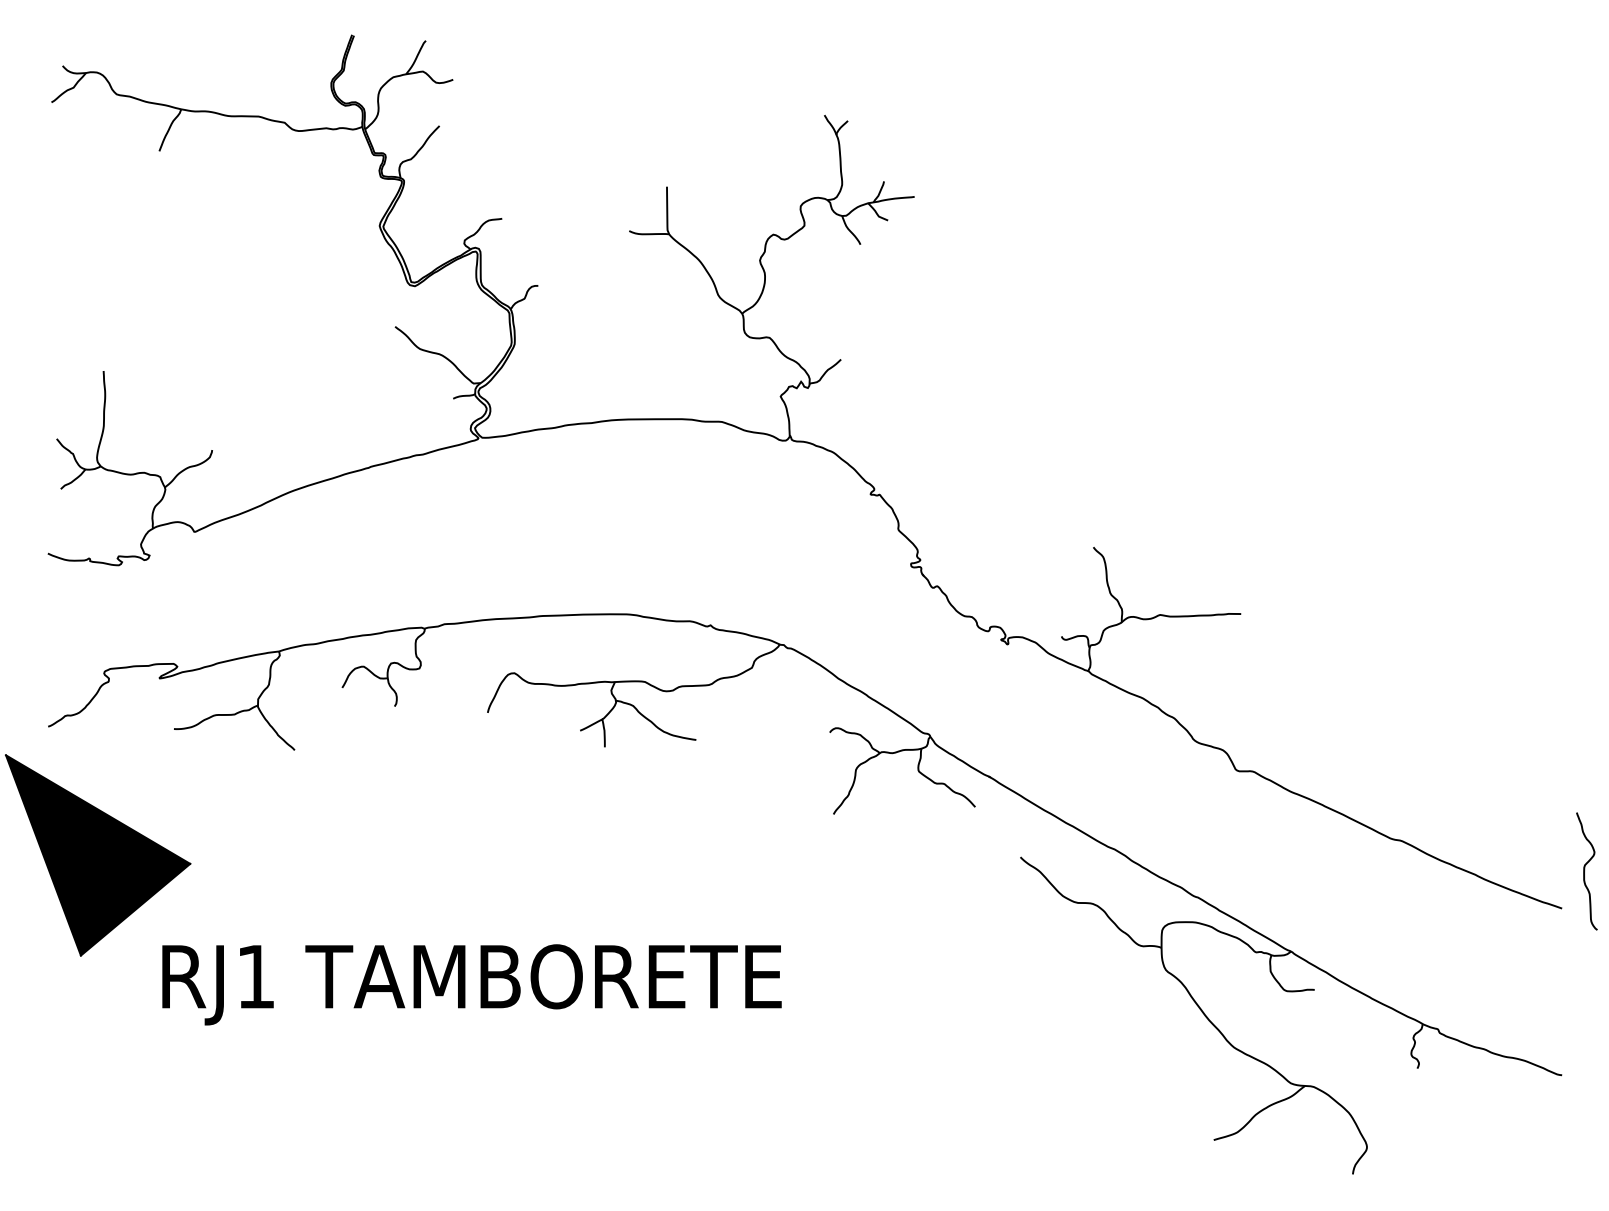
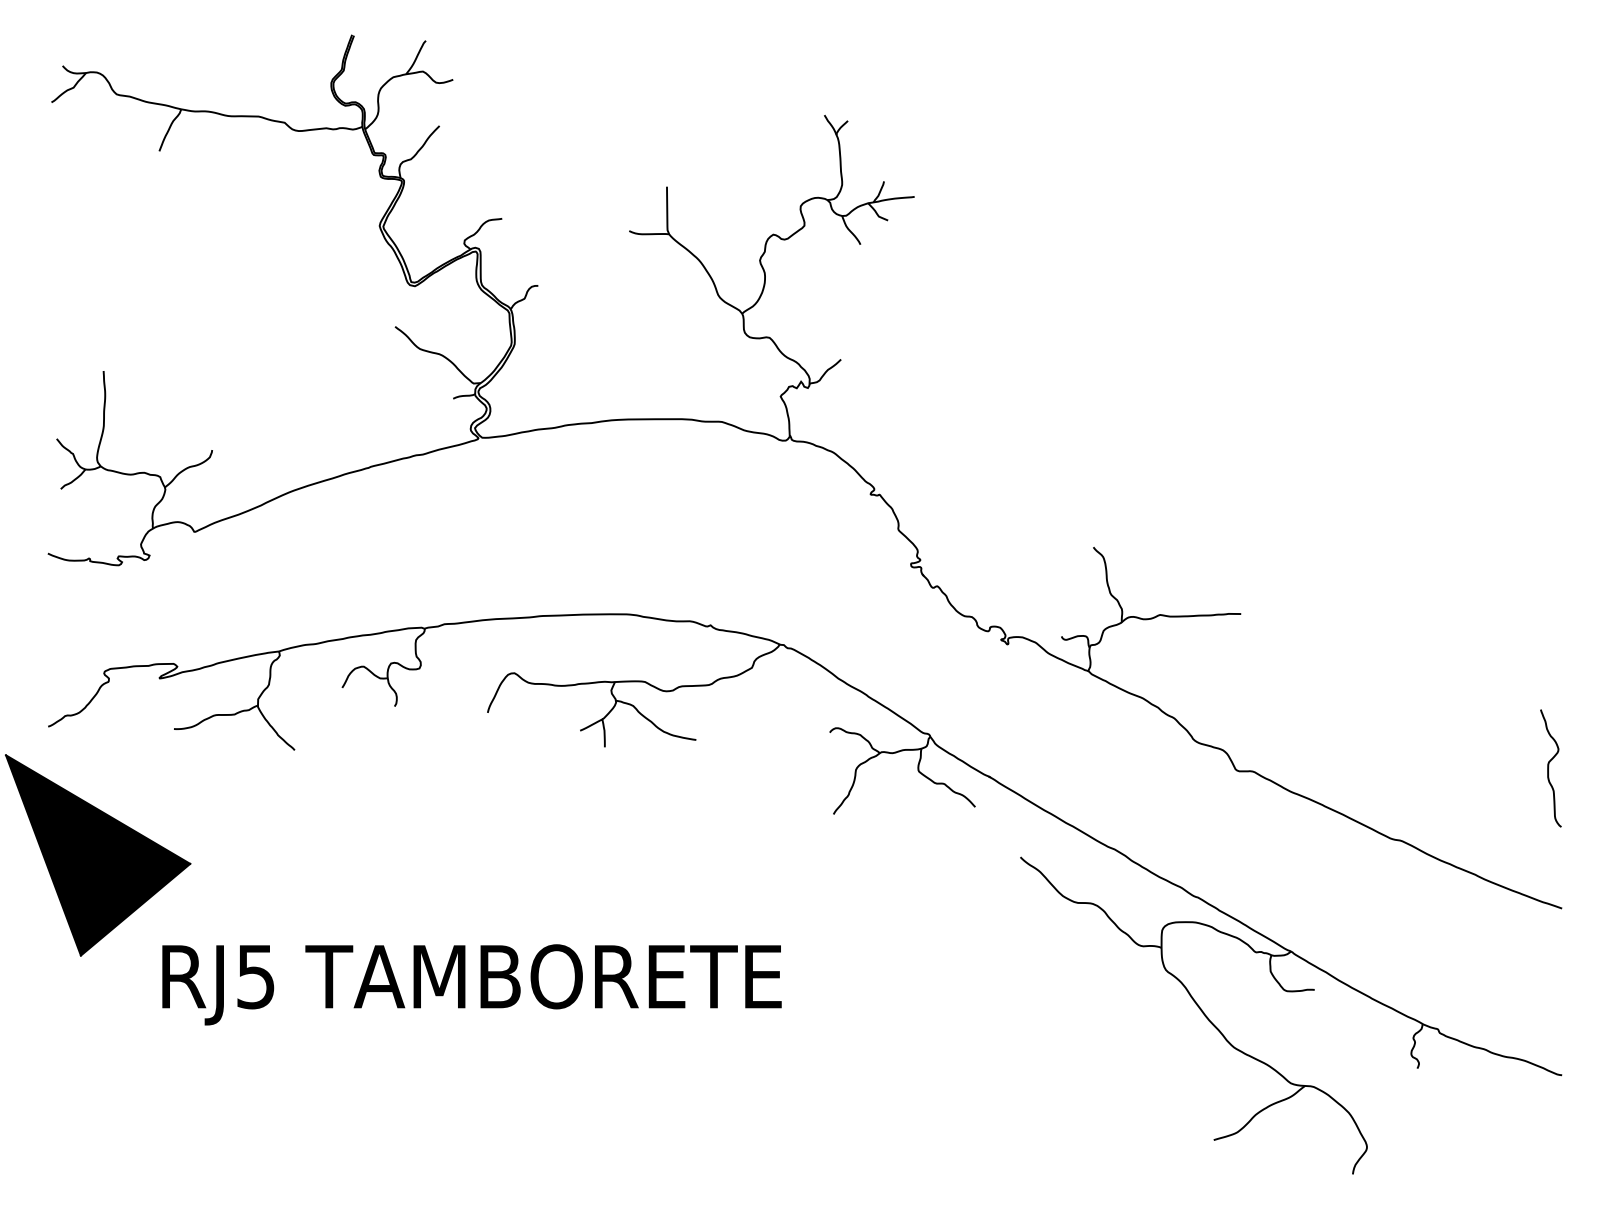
curve position: (1585, 870) -> (1549, 767) (1549, 767)
text: RJ1 -> RJ5 (255, 977)
